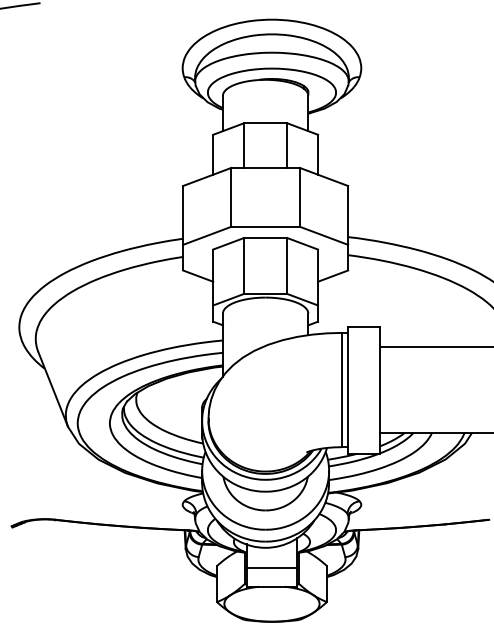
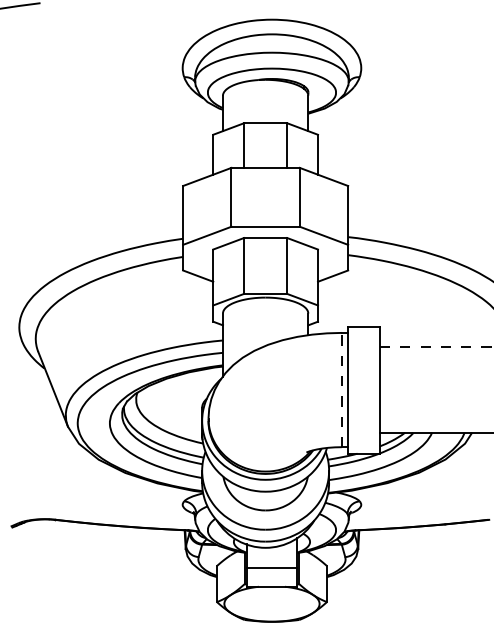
line: solid -> dashed (436, 347)
line: solid -> dashed (341, 389)
